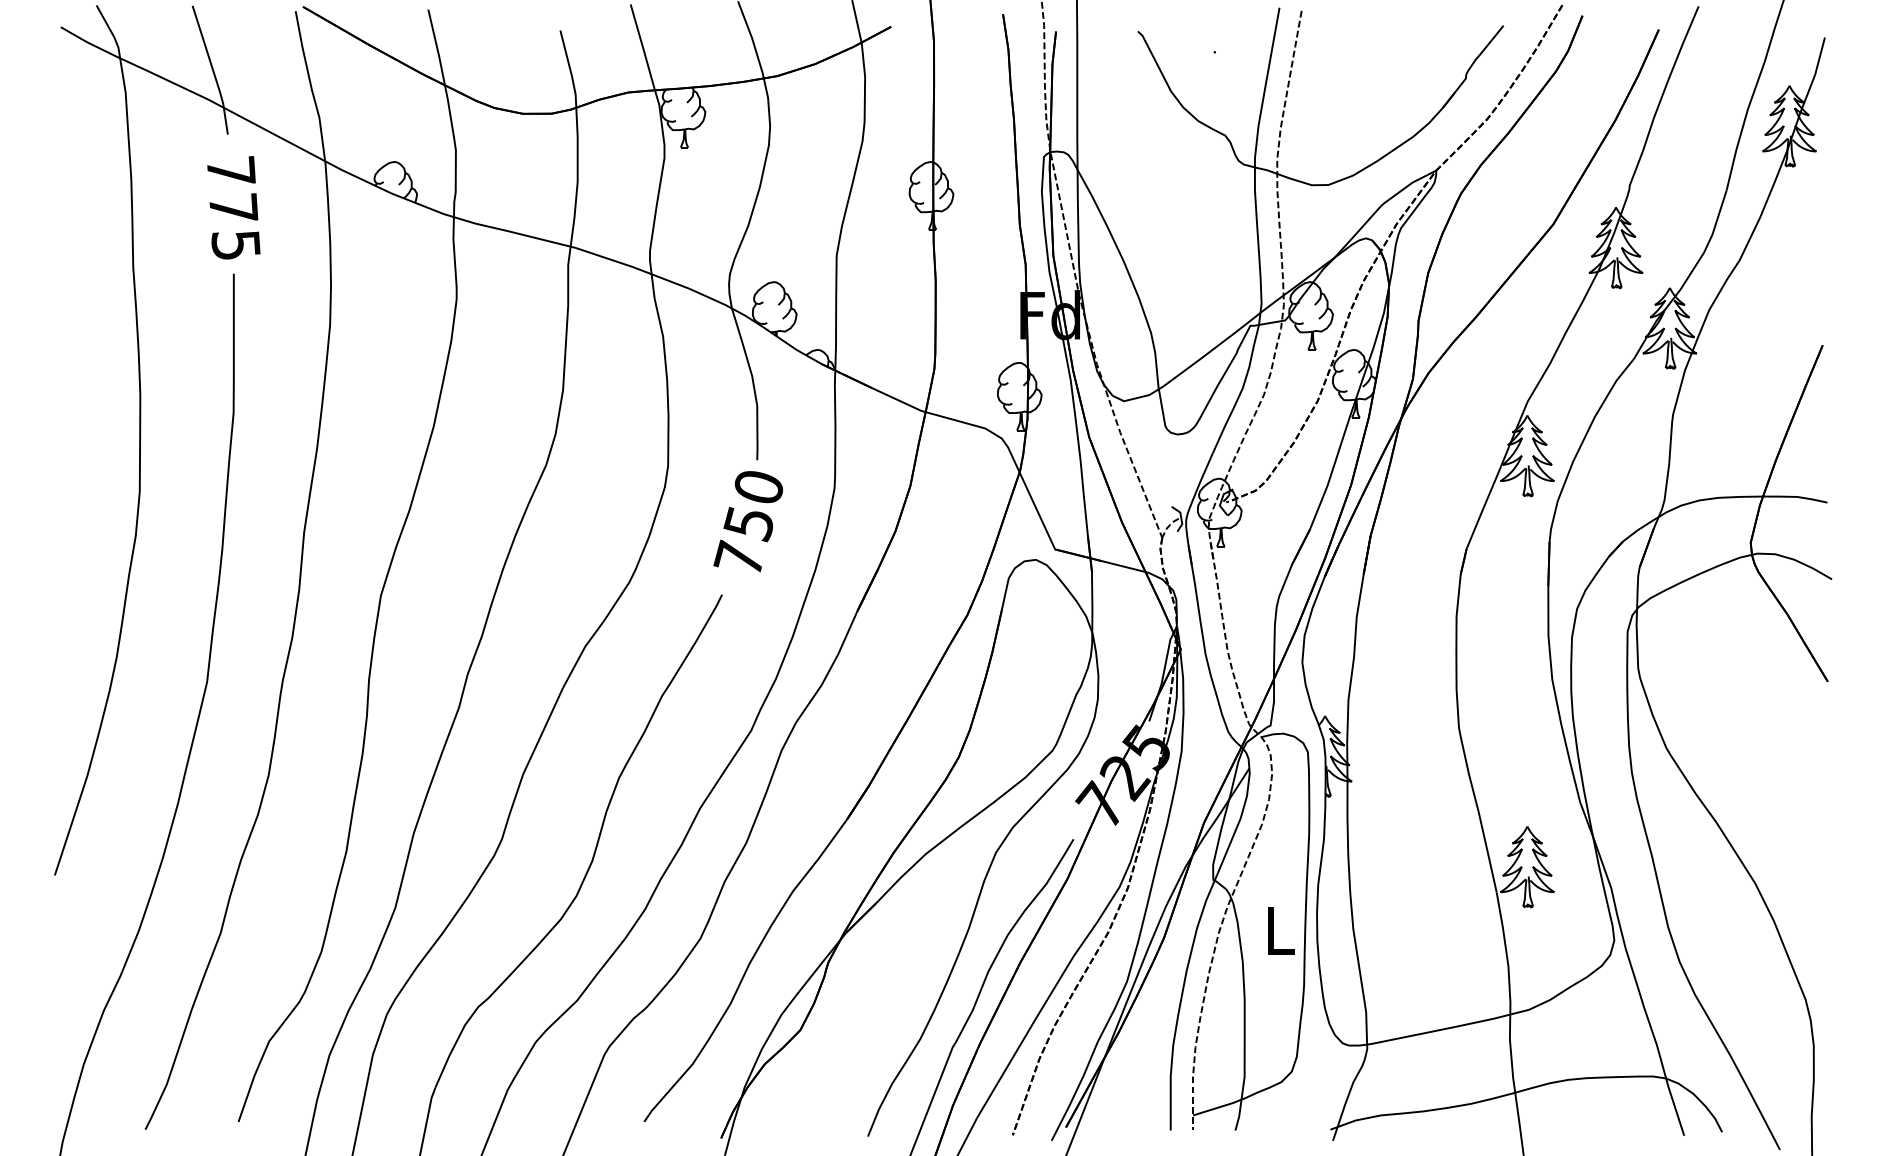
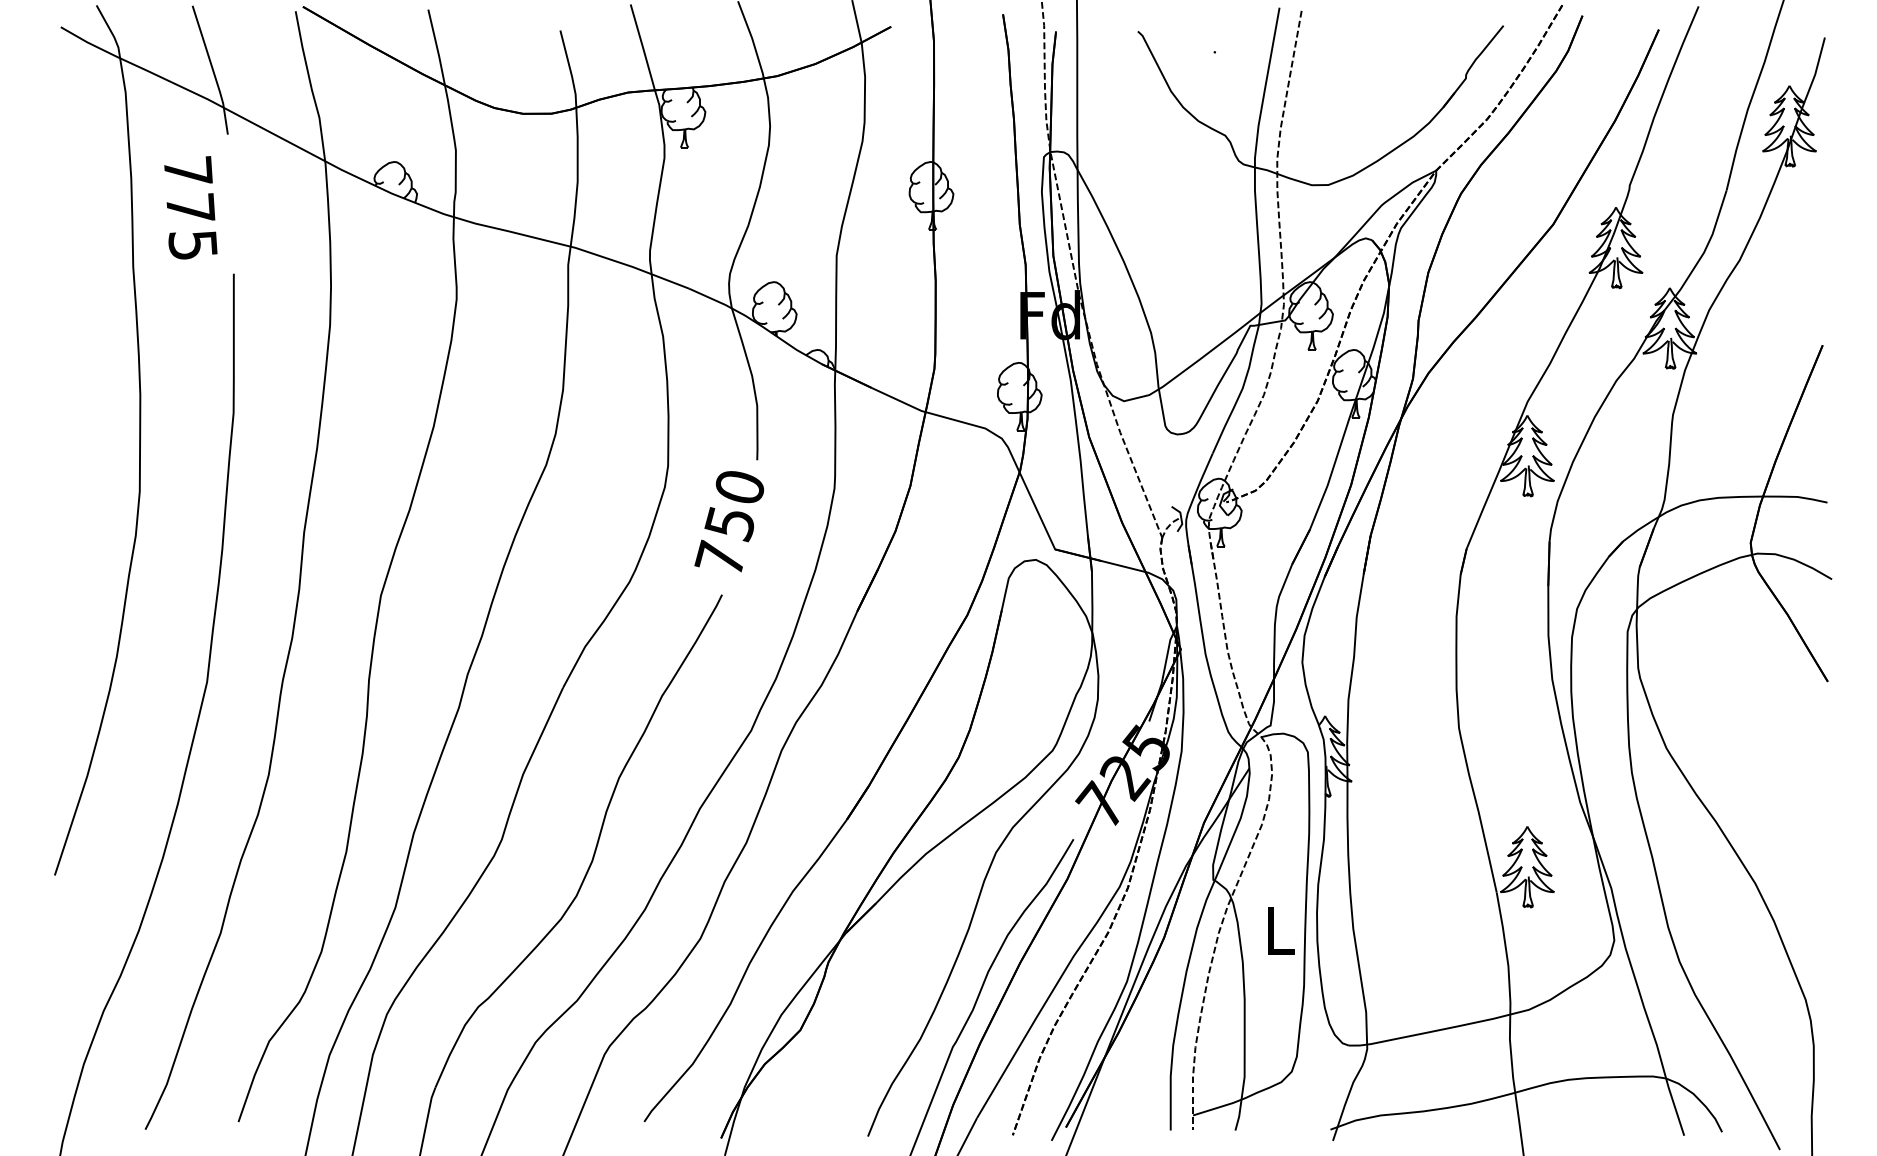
text position: (233, 207) -> (190, 207) (190, 207)
text position: (747, 521) -> (728, 521) (728, 521)
